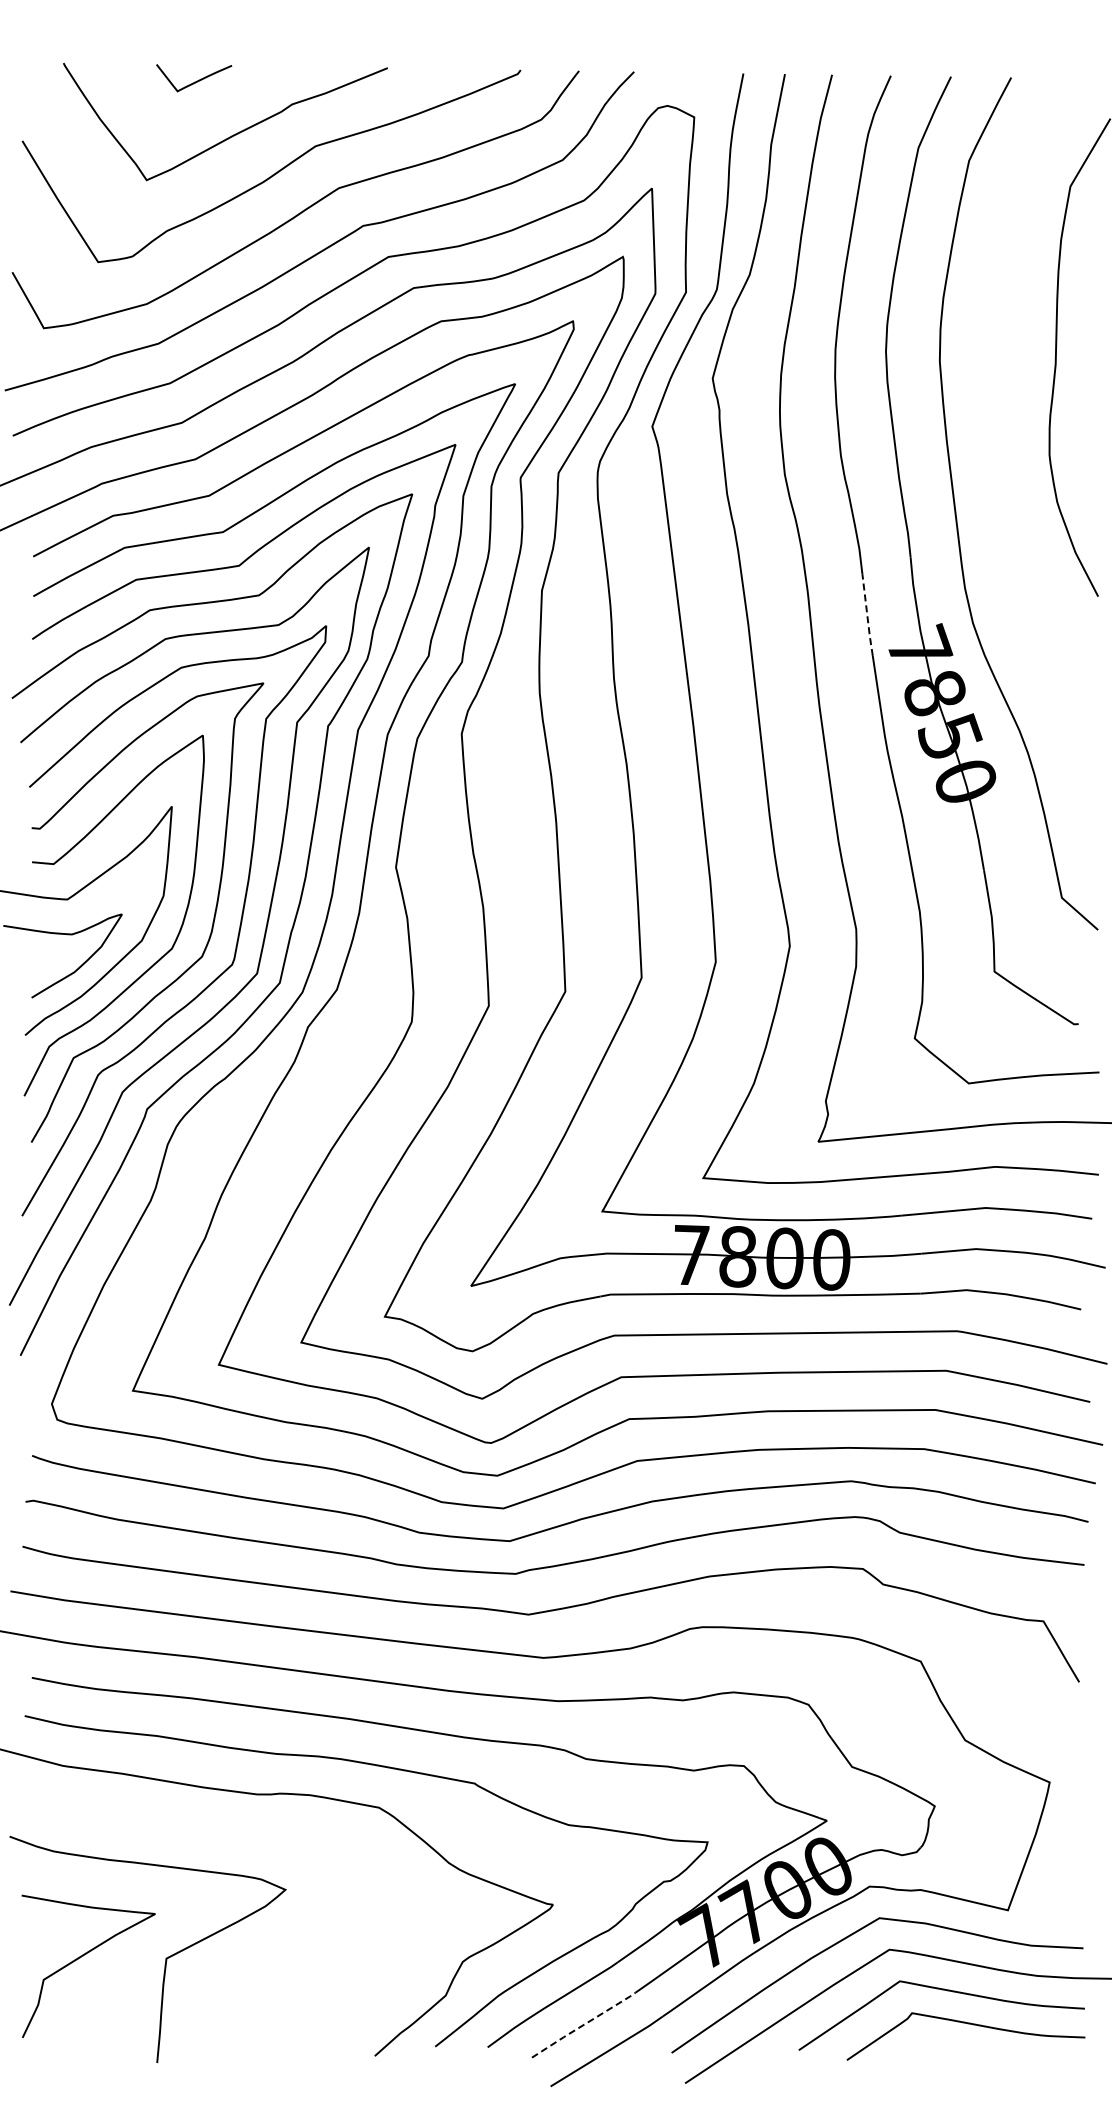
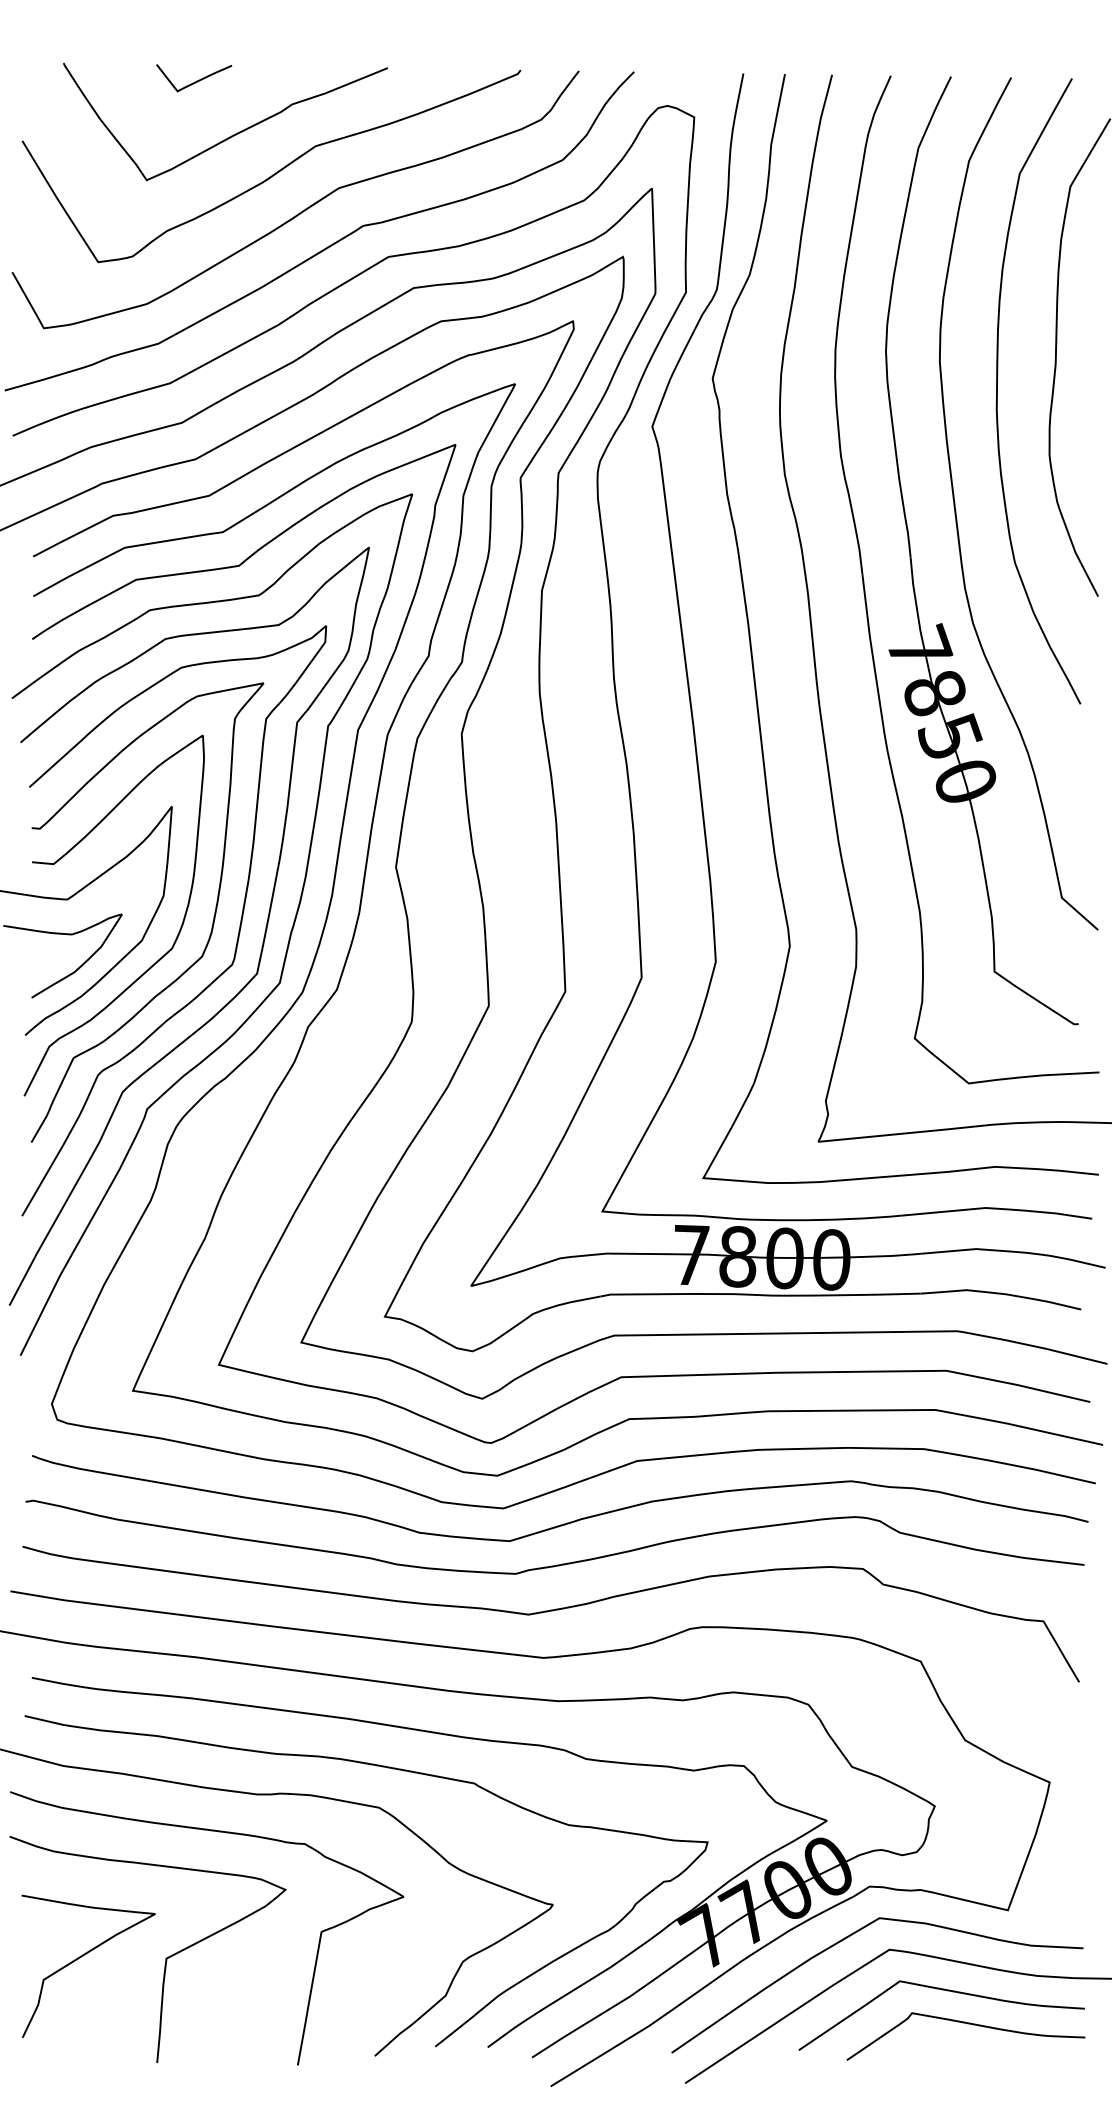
curve: none -> present (997, 391)
line: dashed -> solid (867, 615)
curve: none -> present (218, 1832)
line: dashed -> solid (584, 2024)
